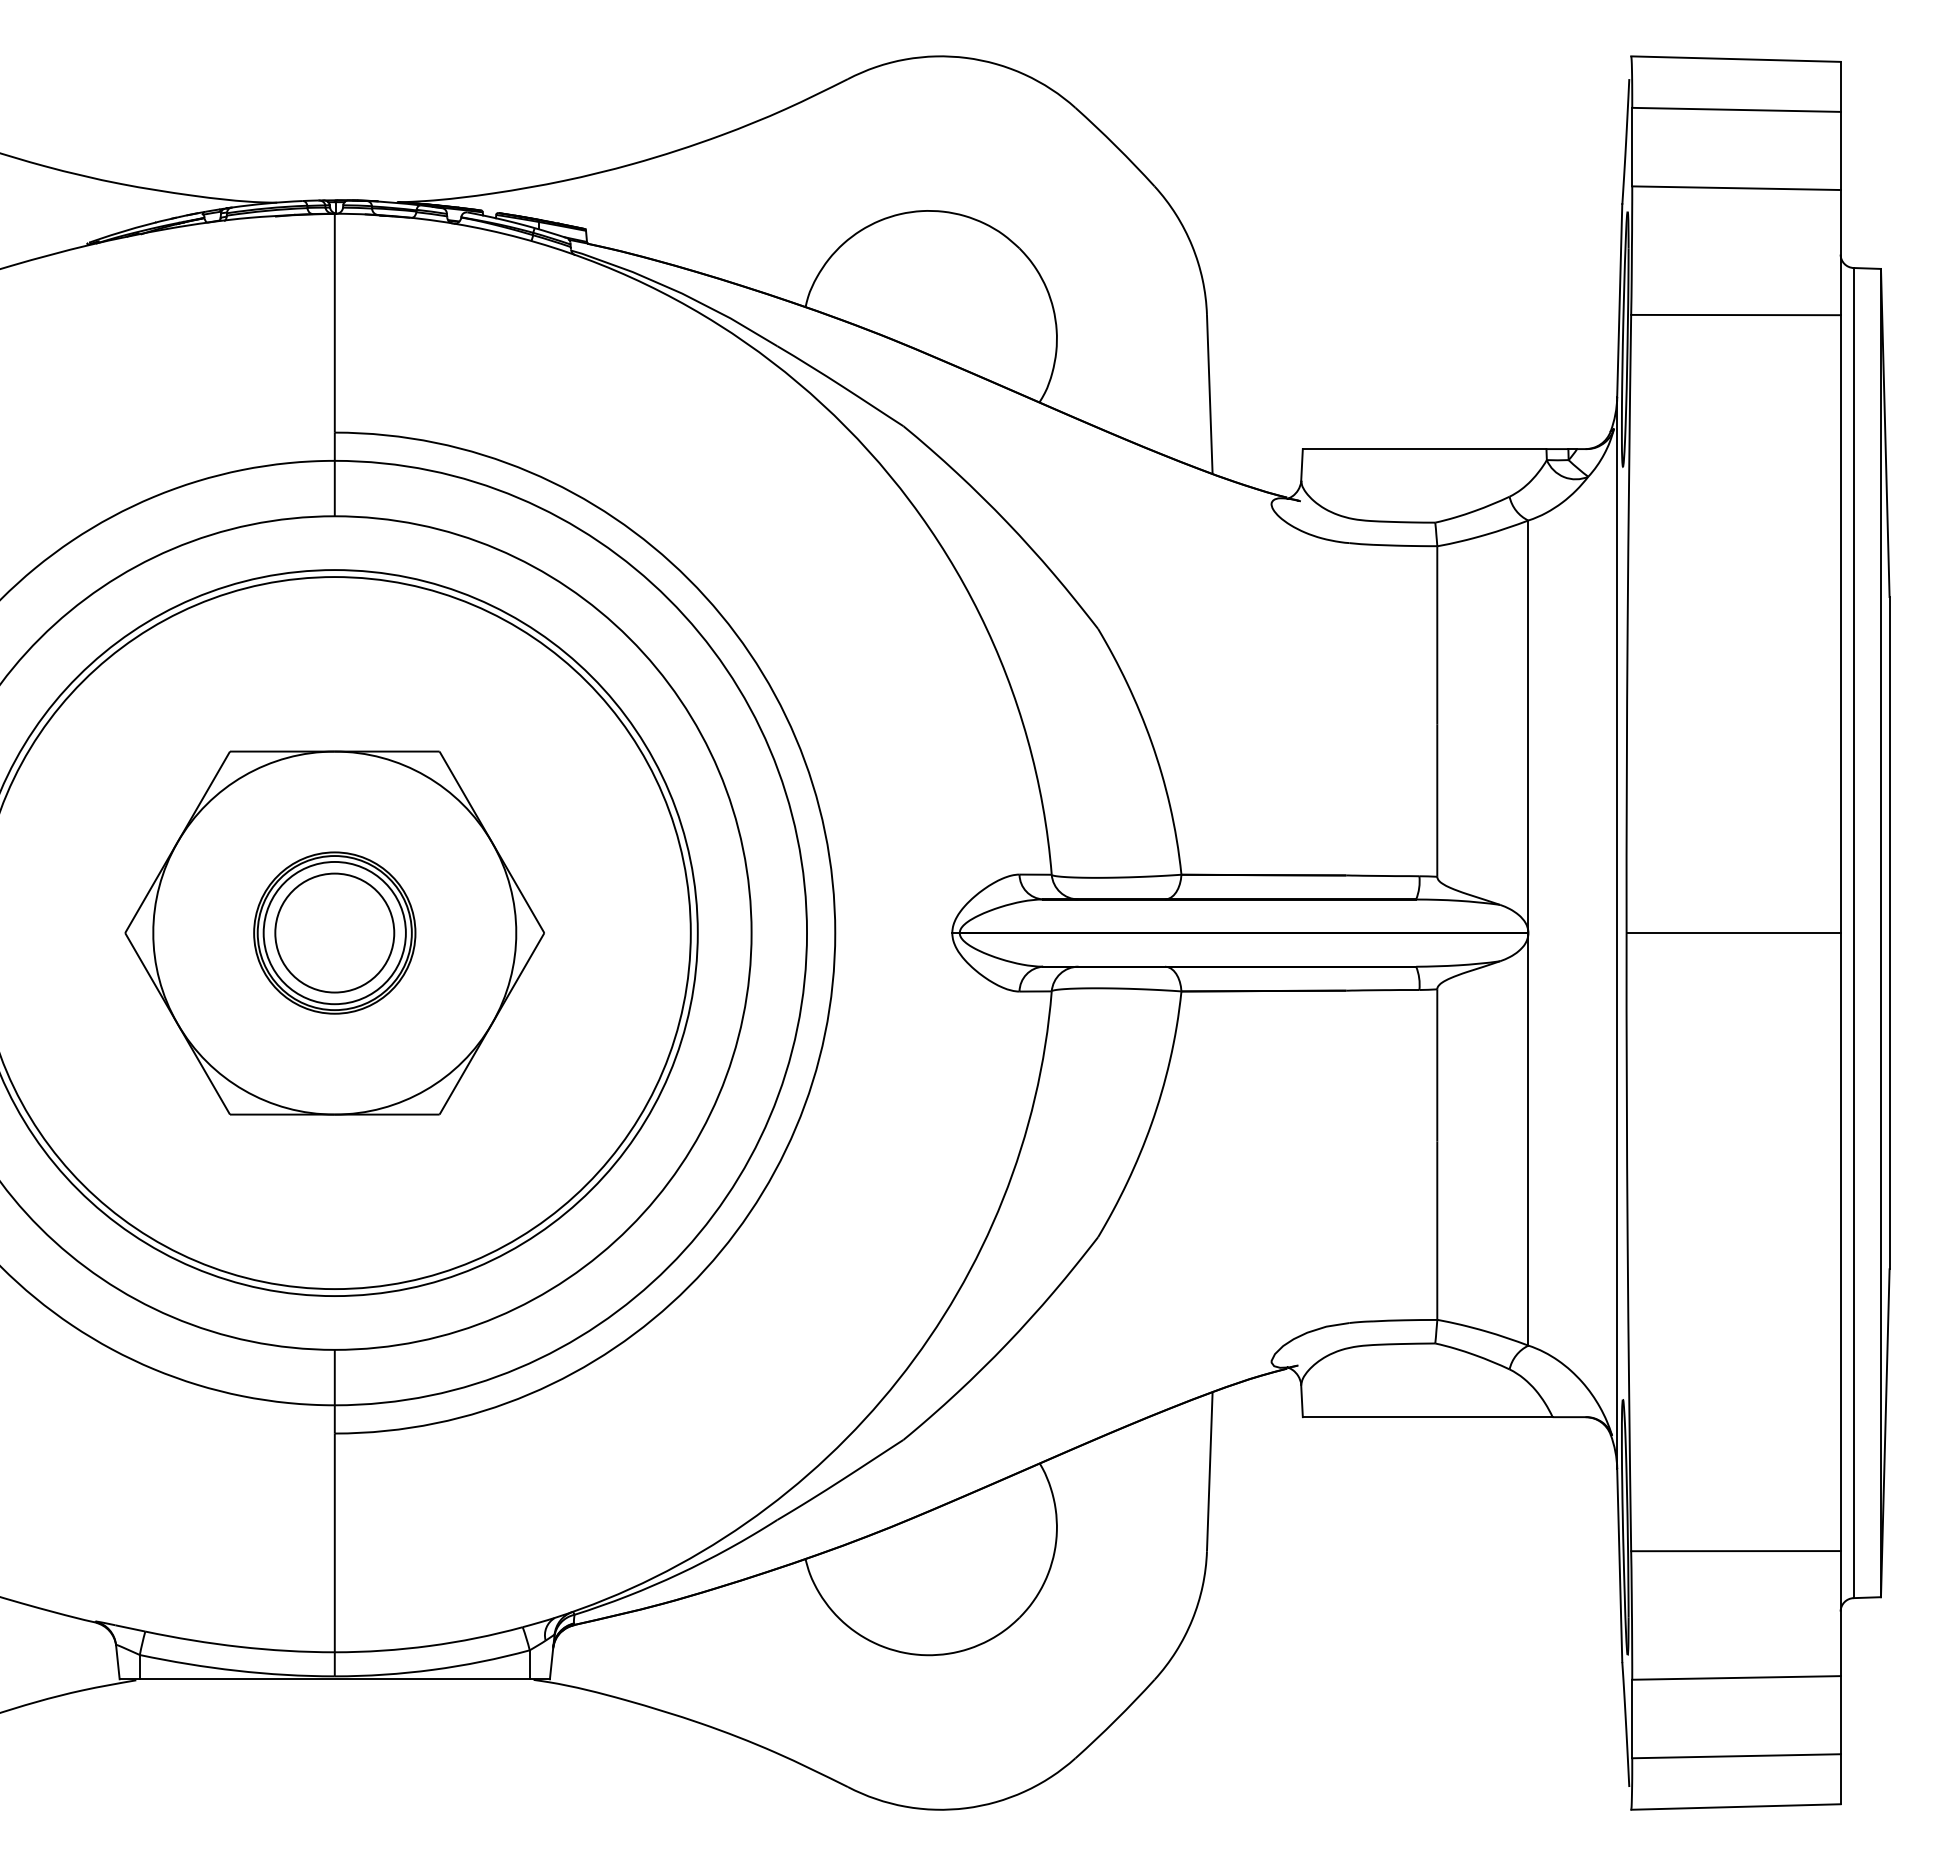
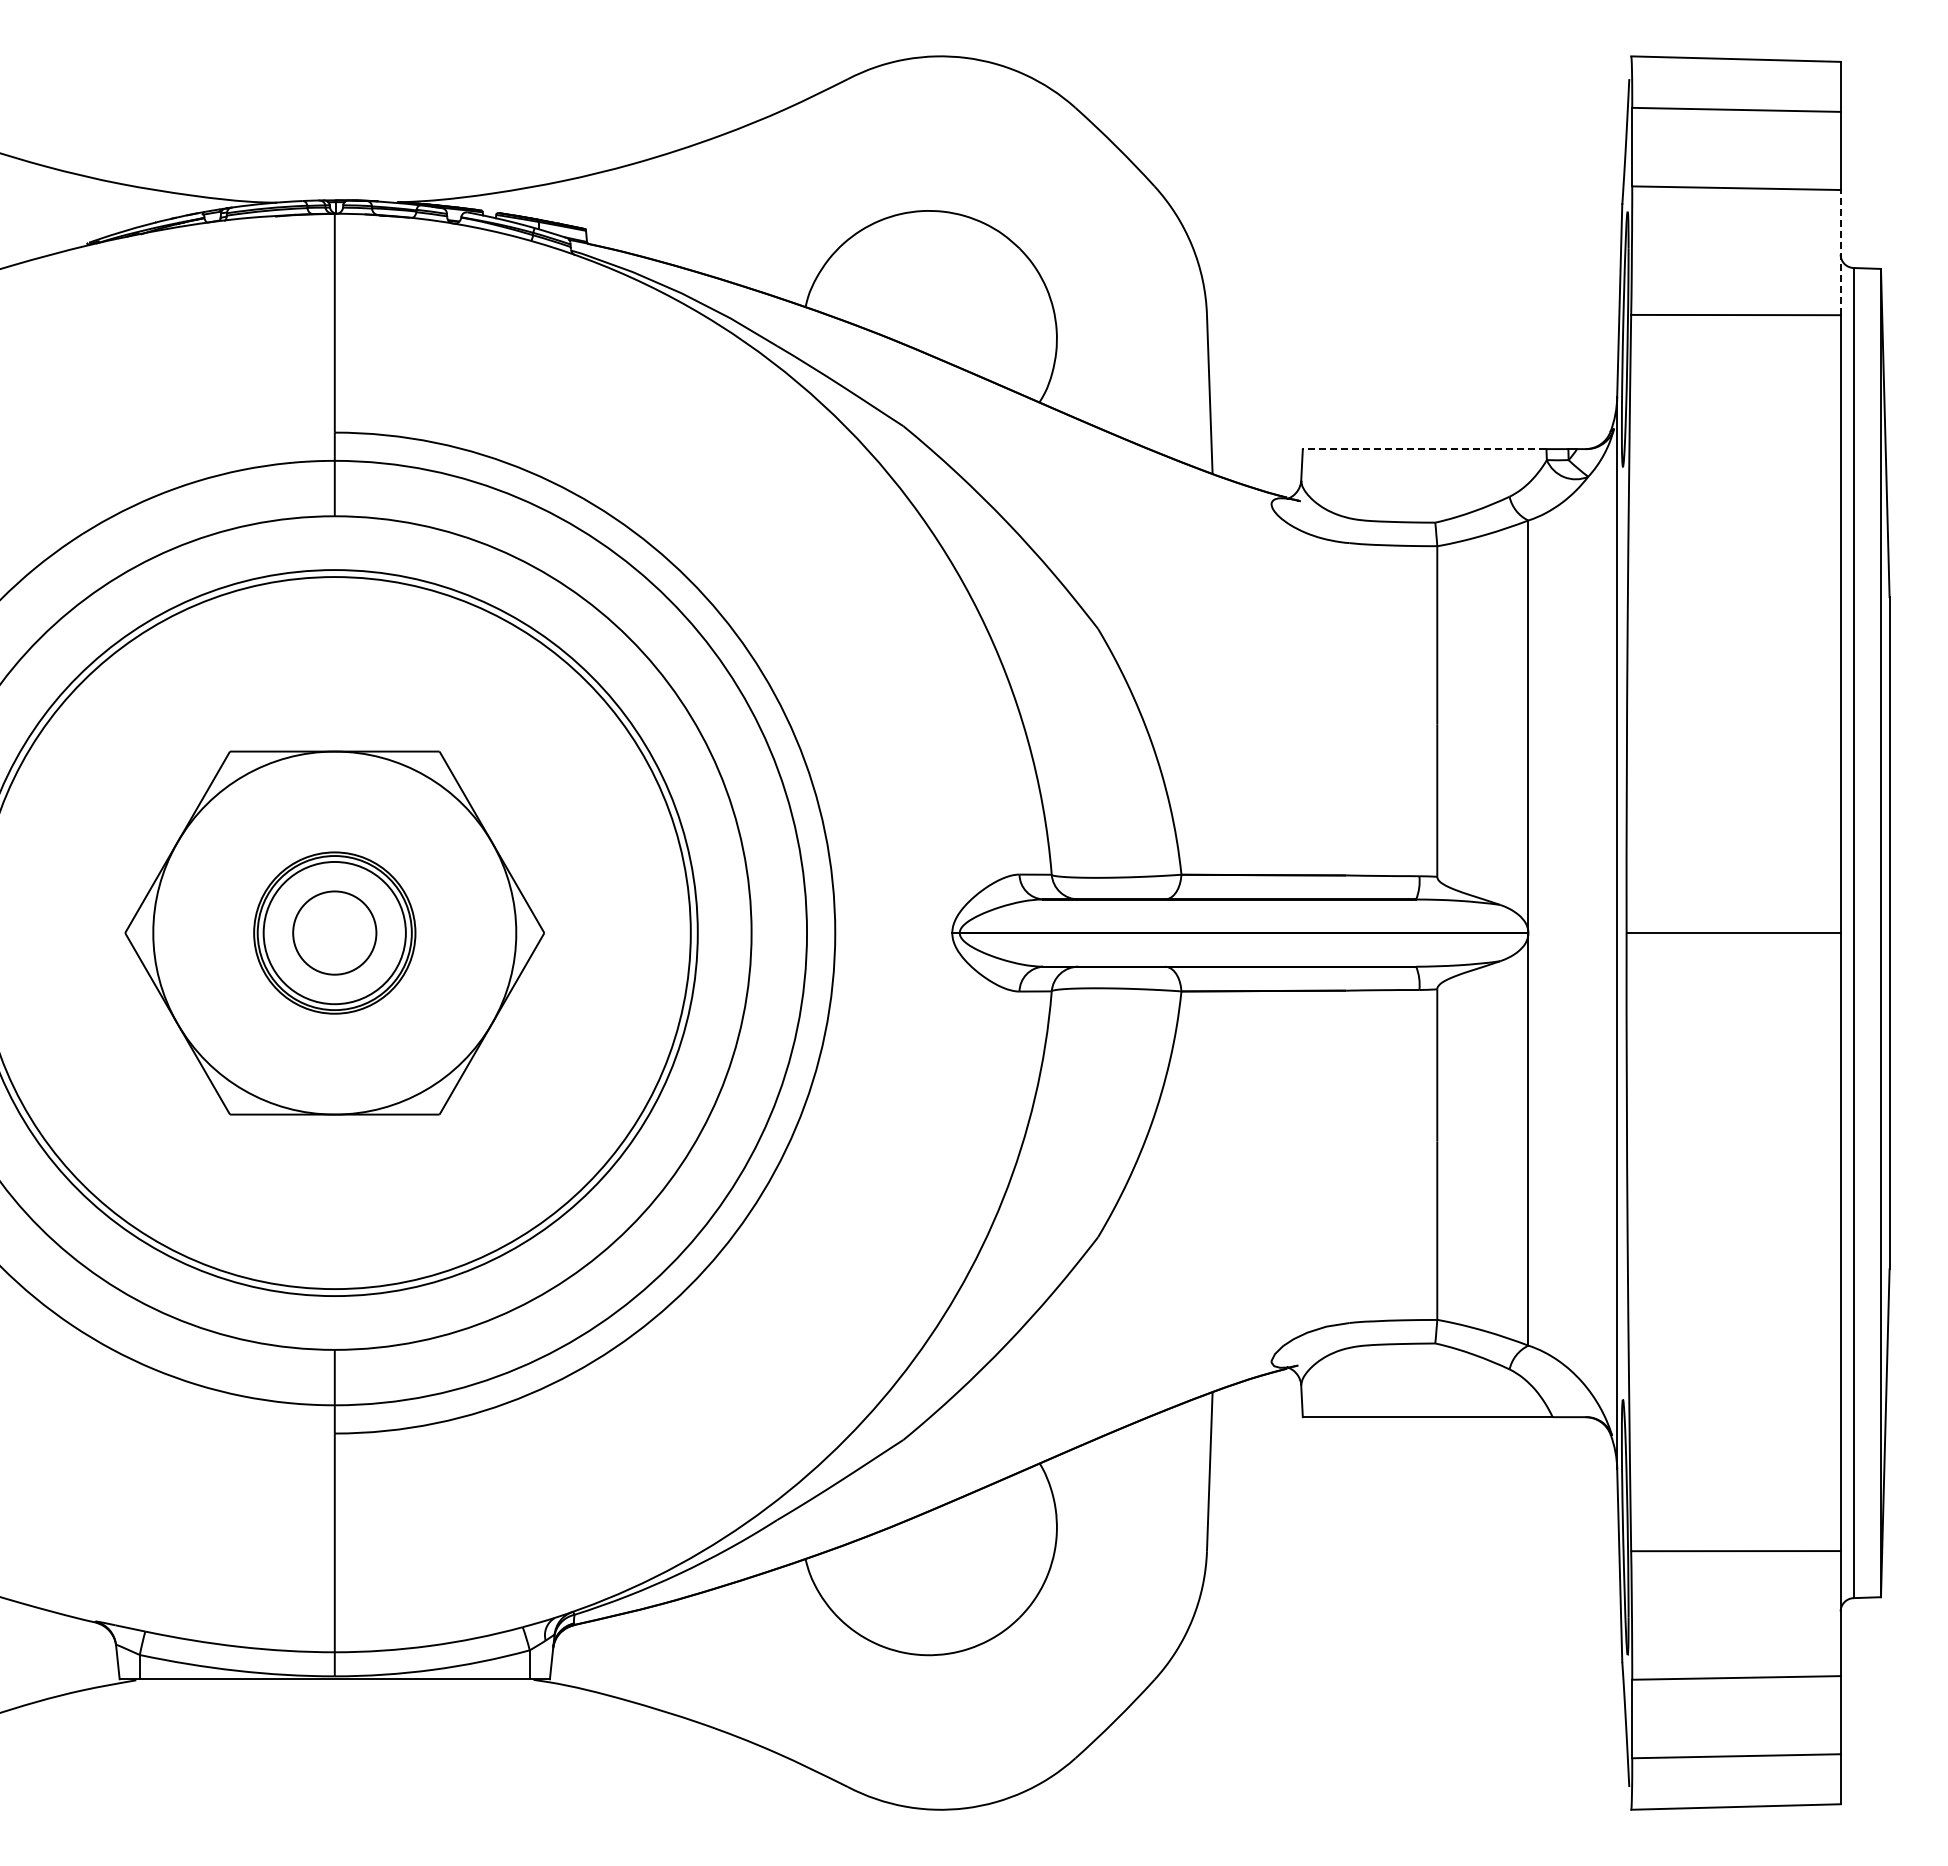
line: solid -> dashed (1840, 252)
line: solid -> dashed (1424, 449)
circle diameter: 119 px -> 83 px (334, 932)
